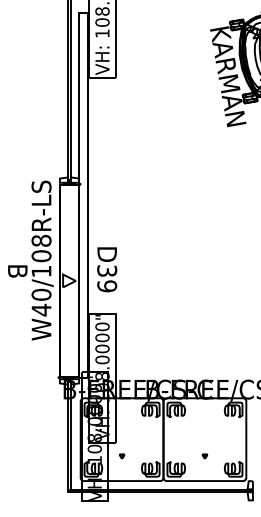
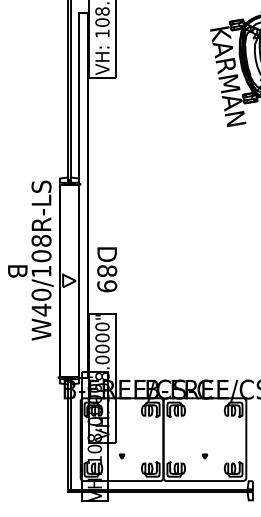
text: D39 -> D89 (107, 270)
